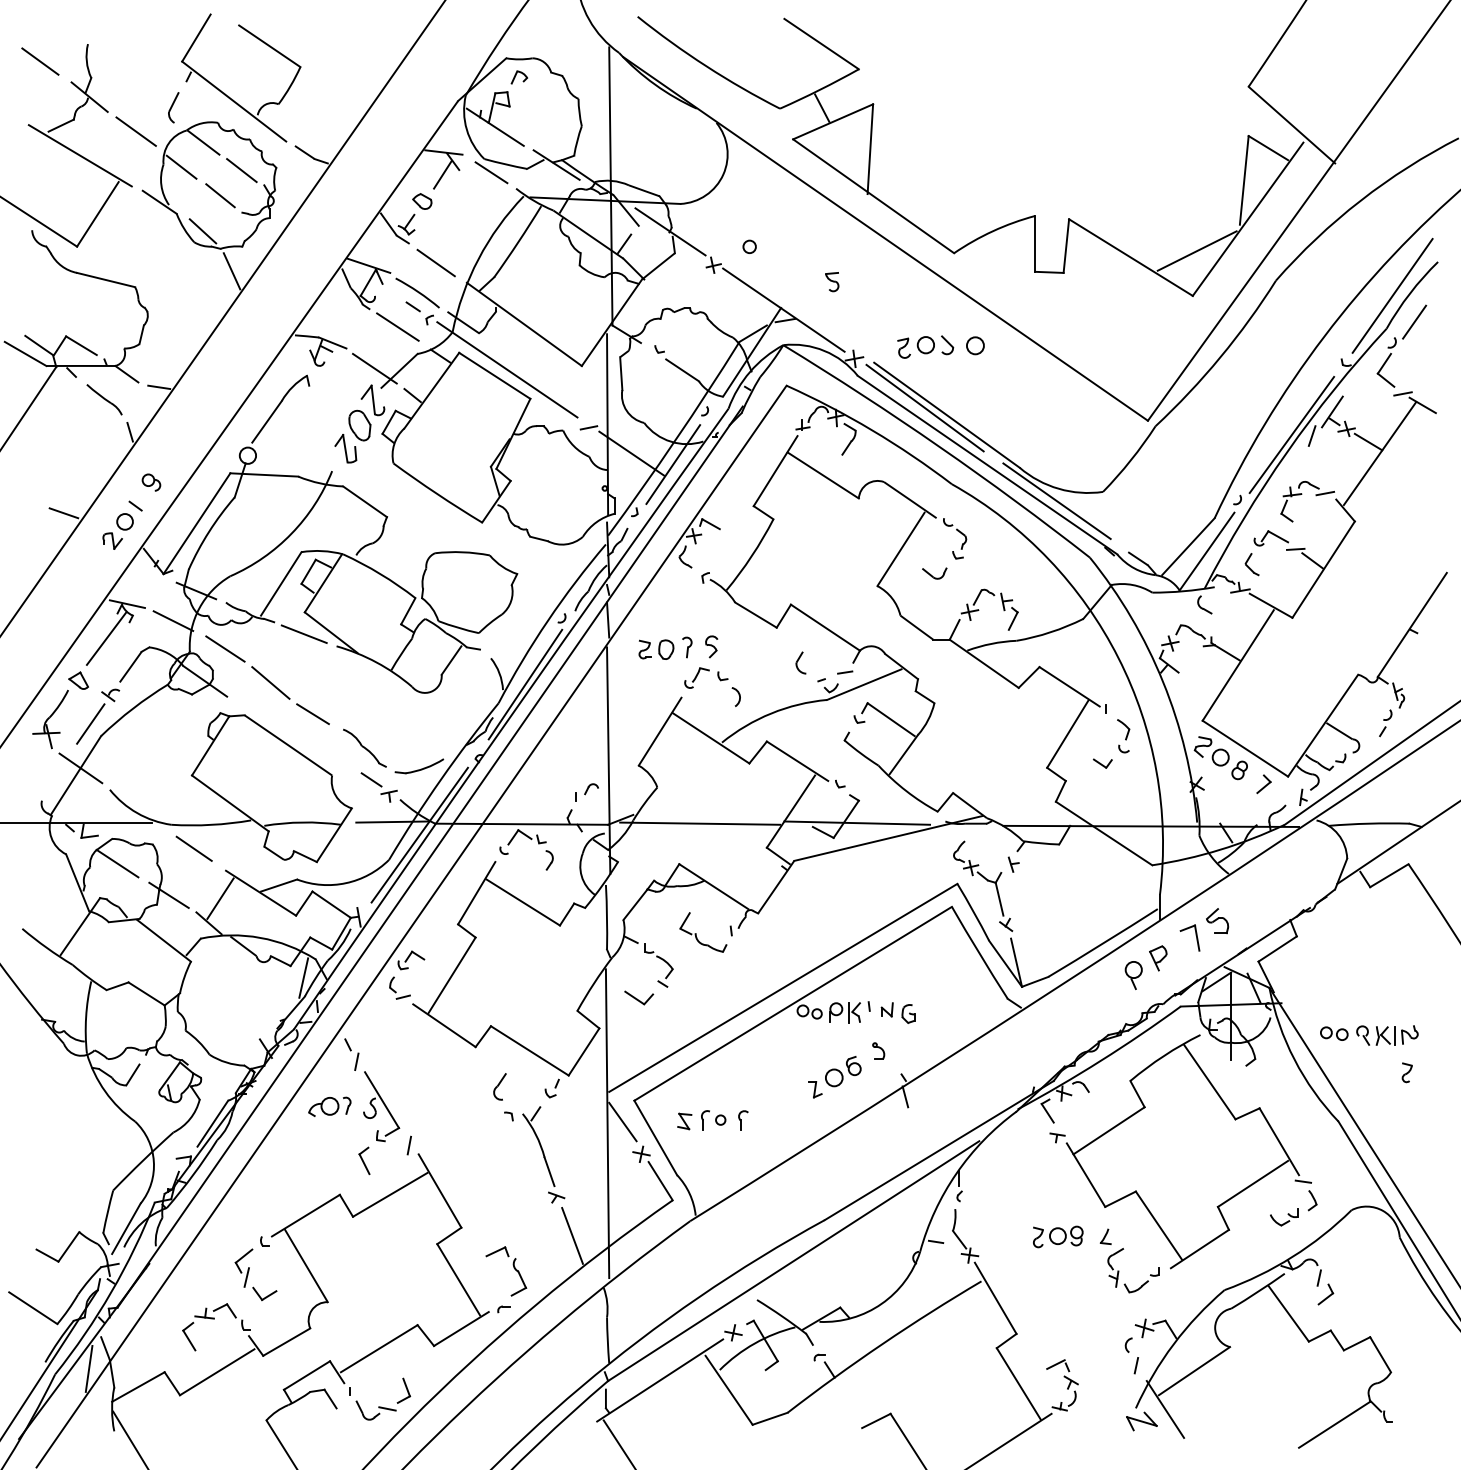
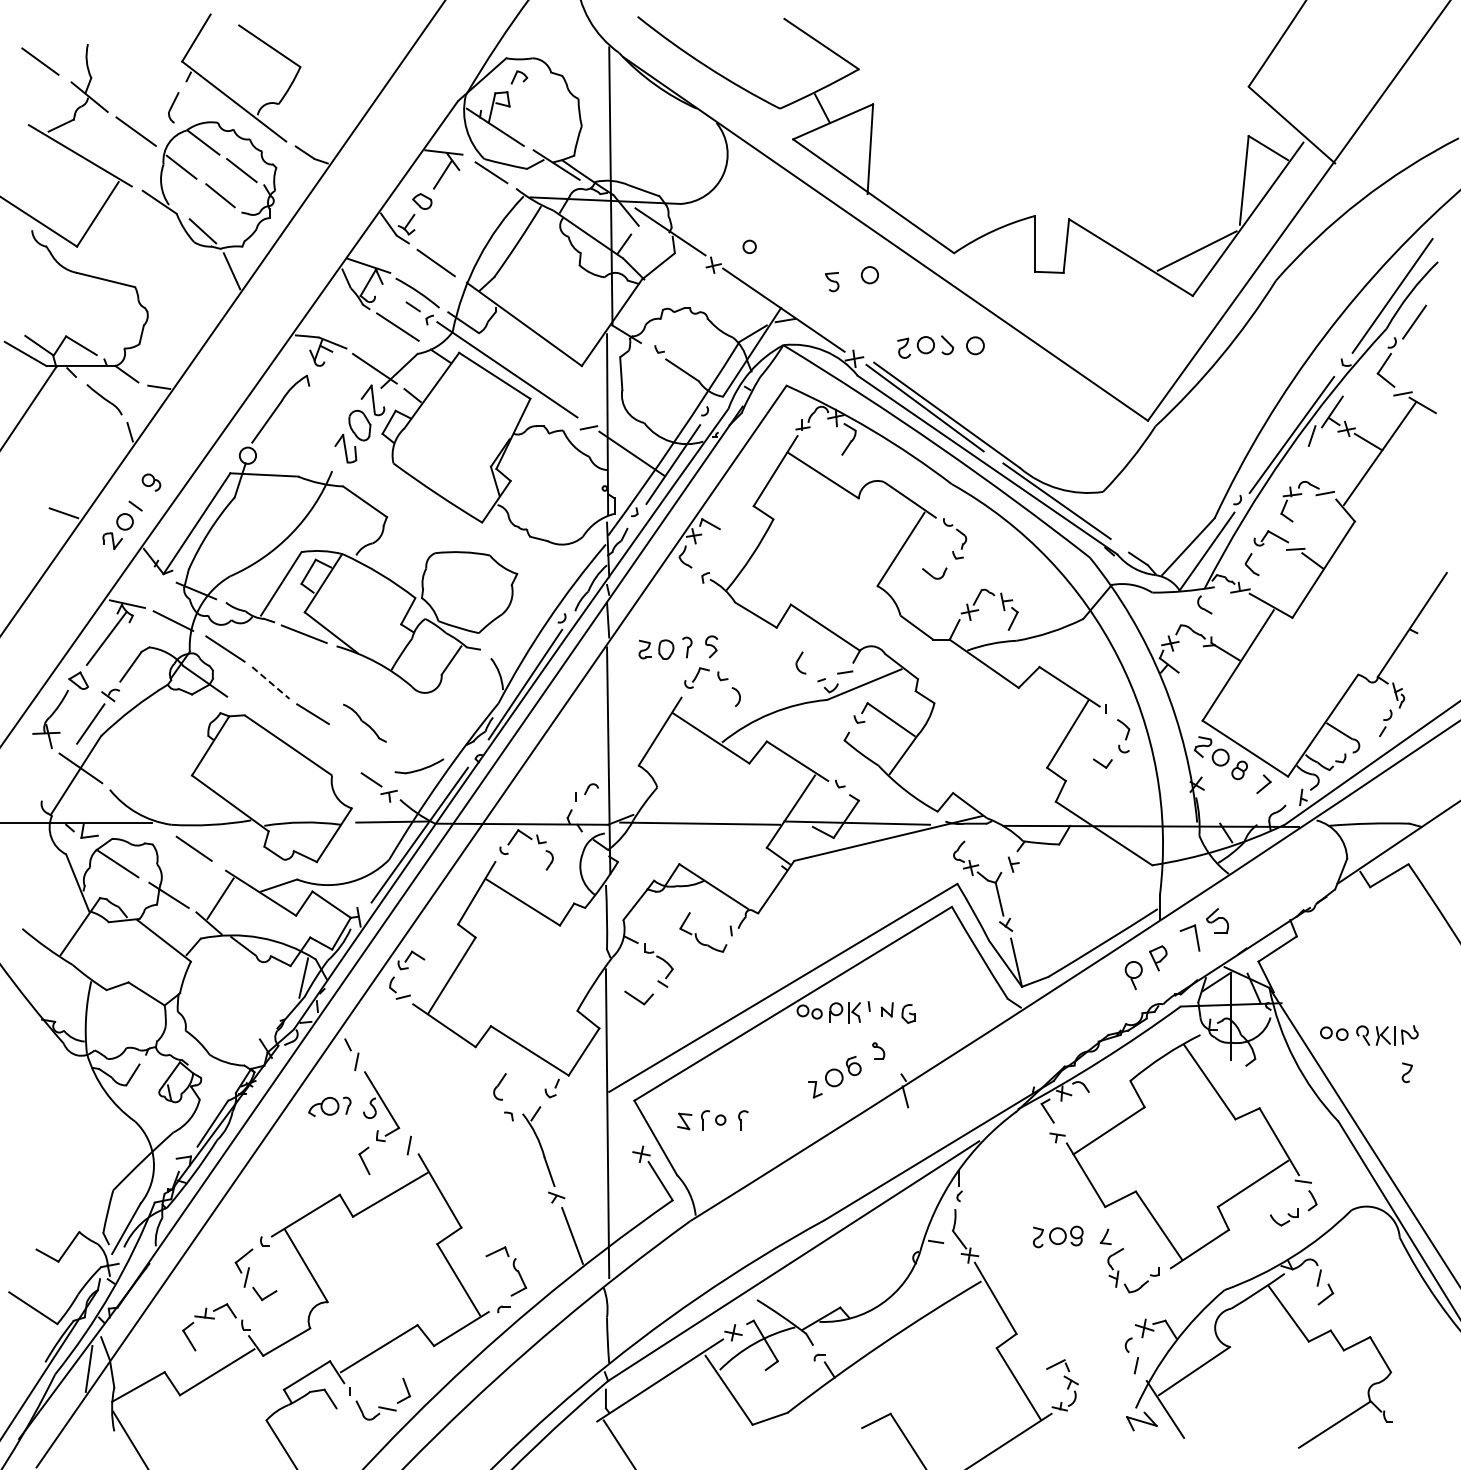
circle: none -> present (869, 275)
line: solid -> dashed (271, 683)
part position: (364, 747) -> (364, 722) (364, 722)
line: present -> none (622, 1121)
